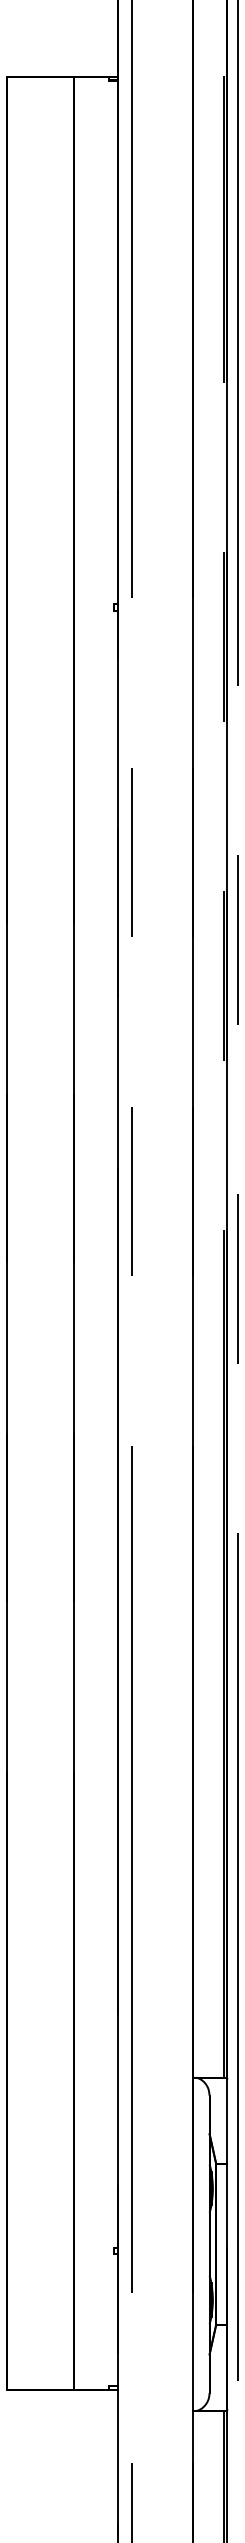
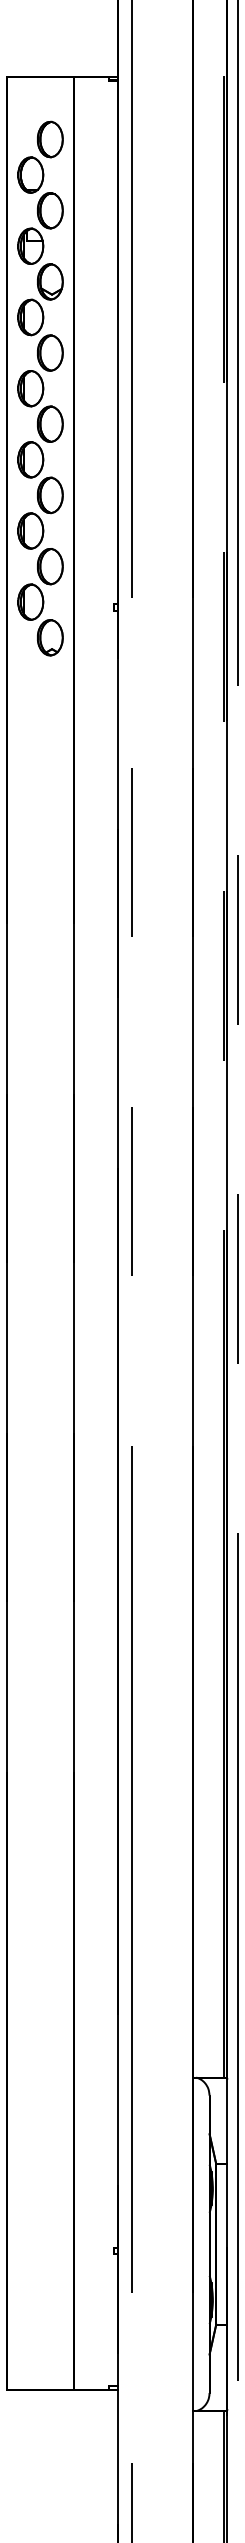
part: none -> present (40, 388)
